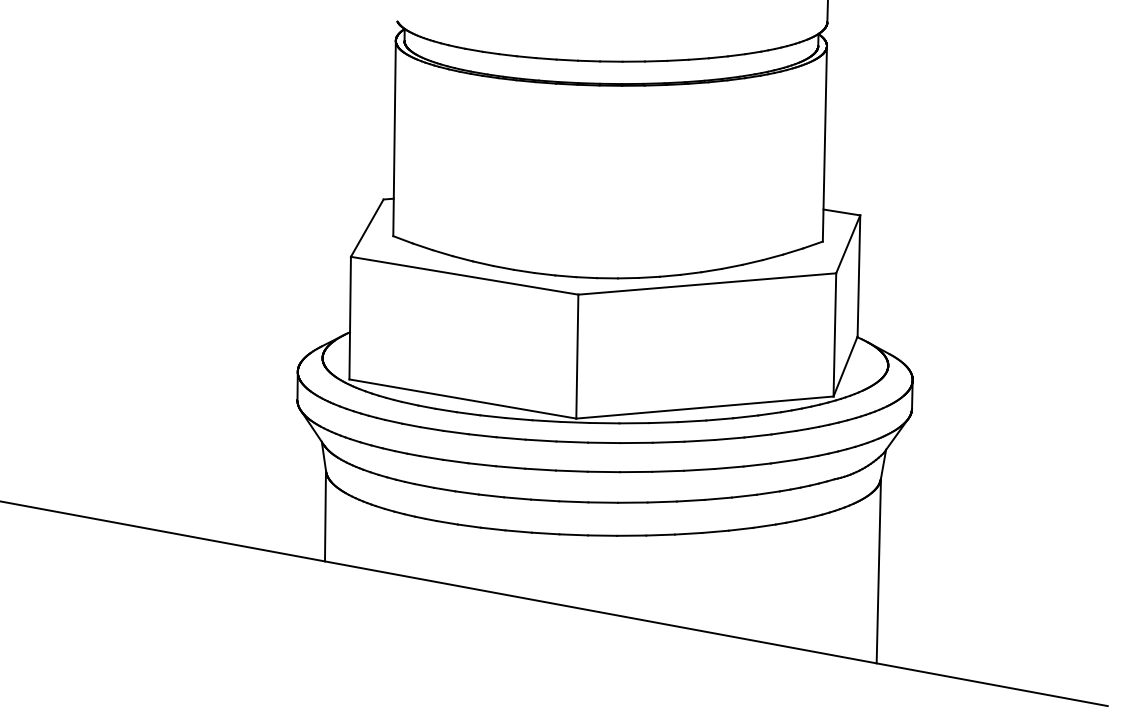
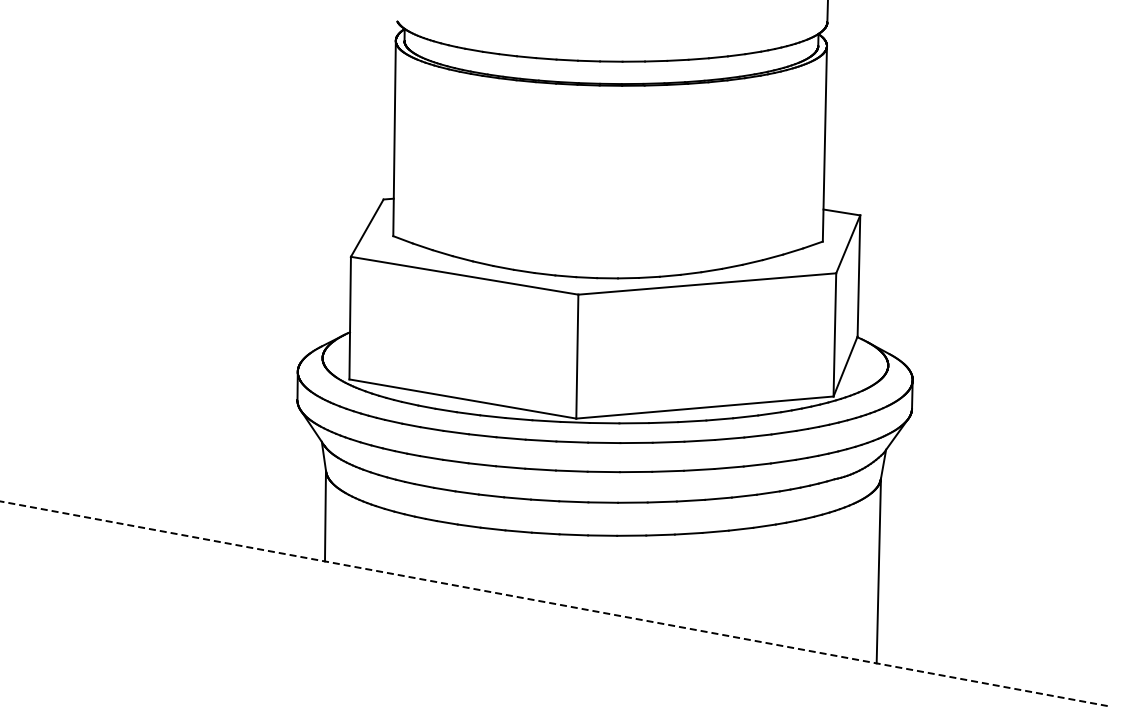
line: solid -> dashed (554, 603)
